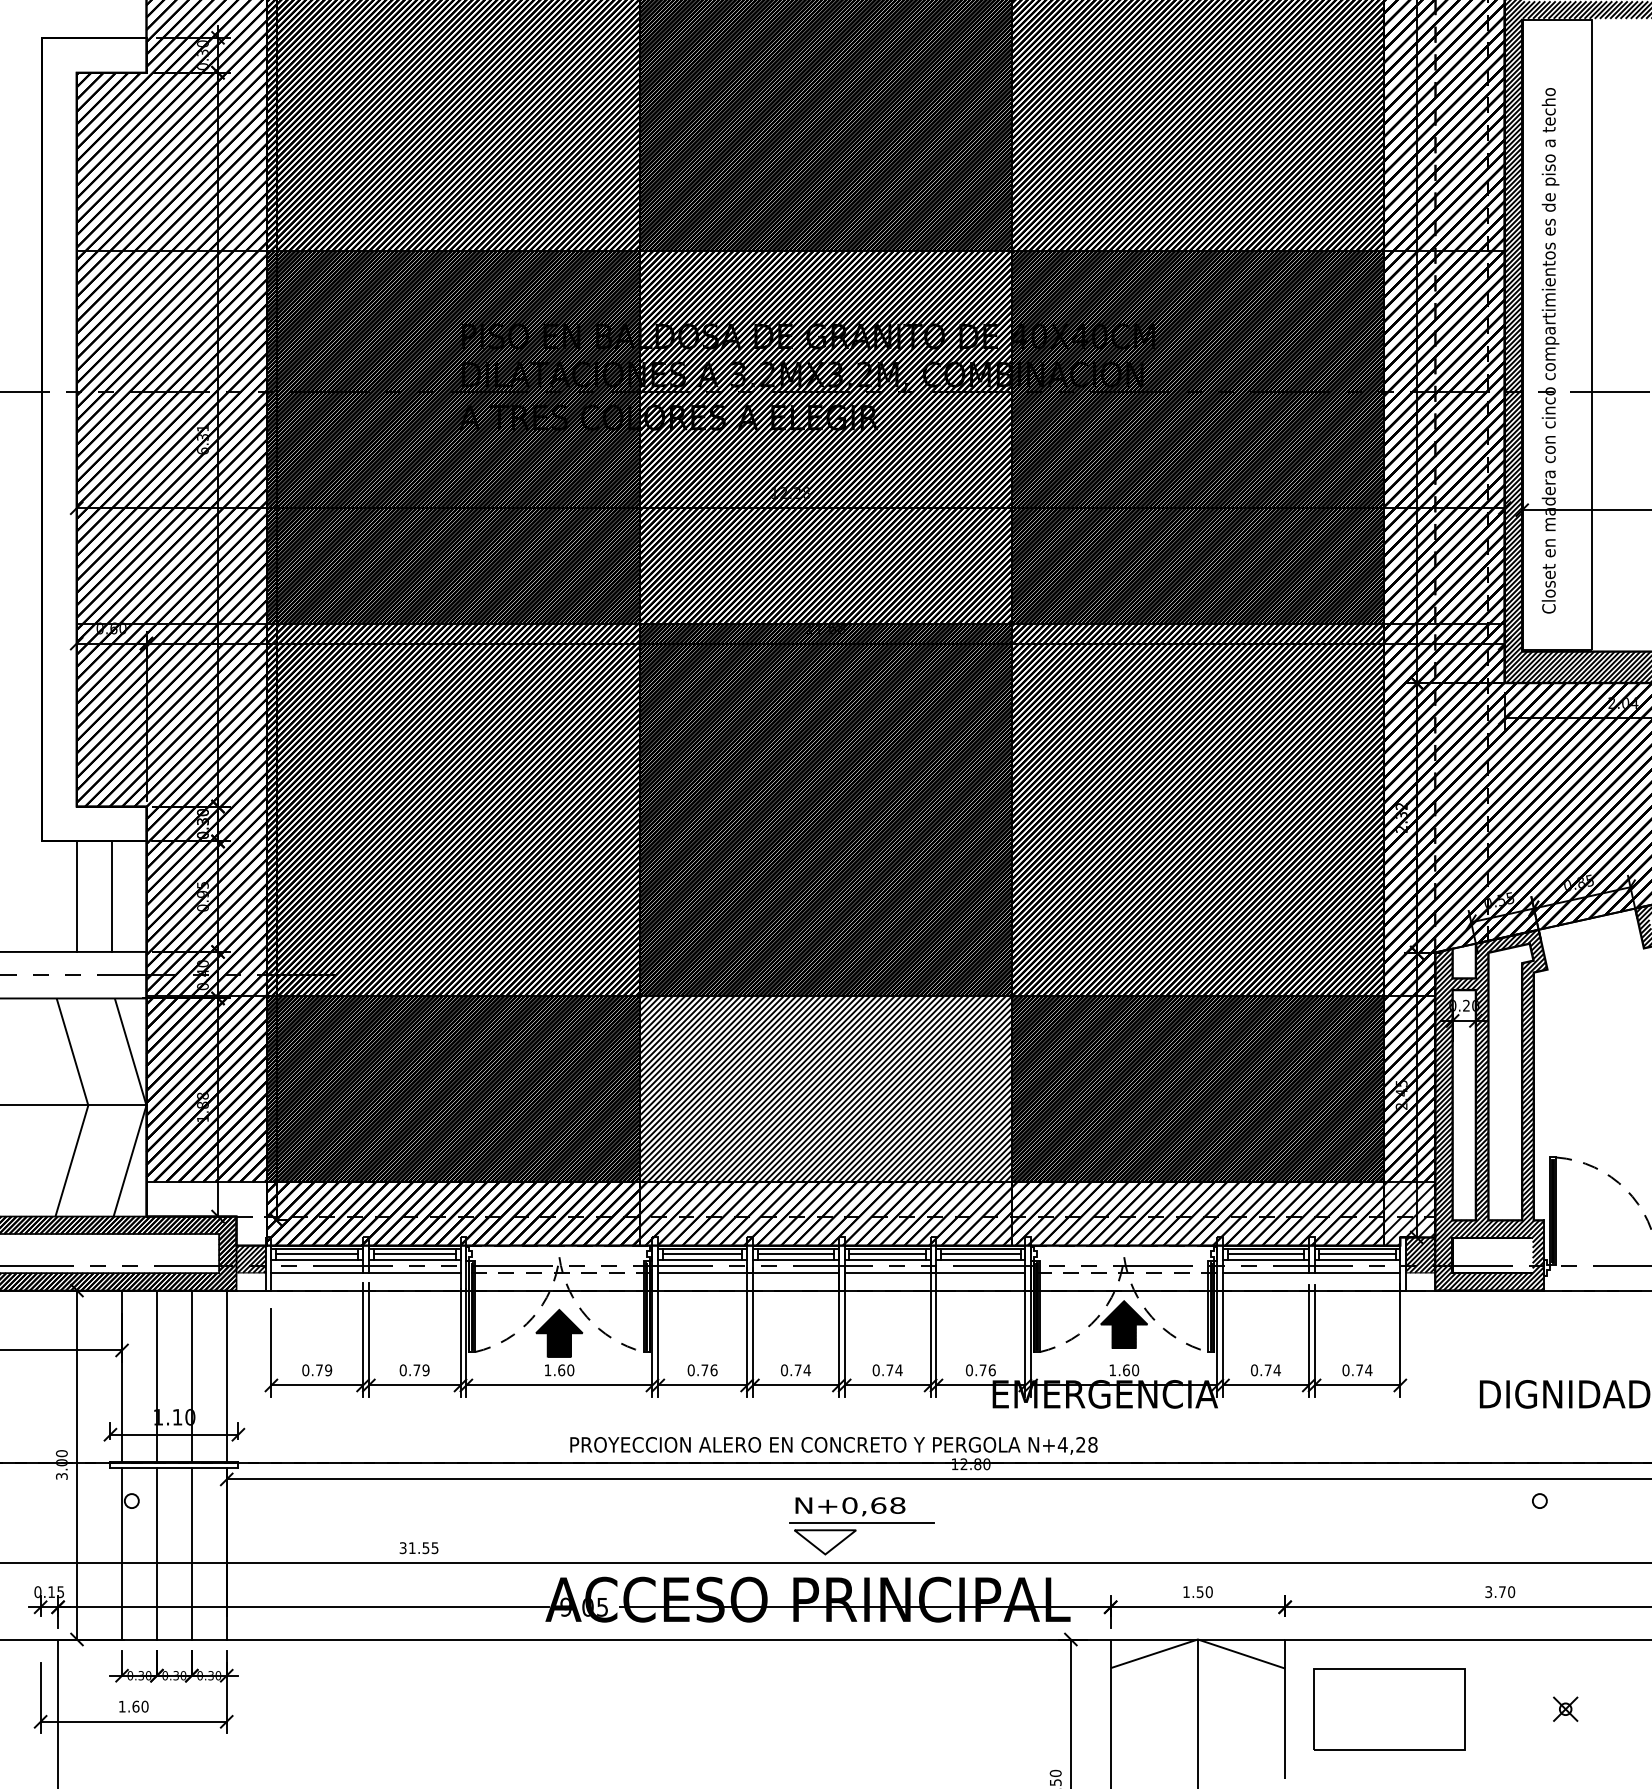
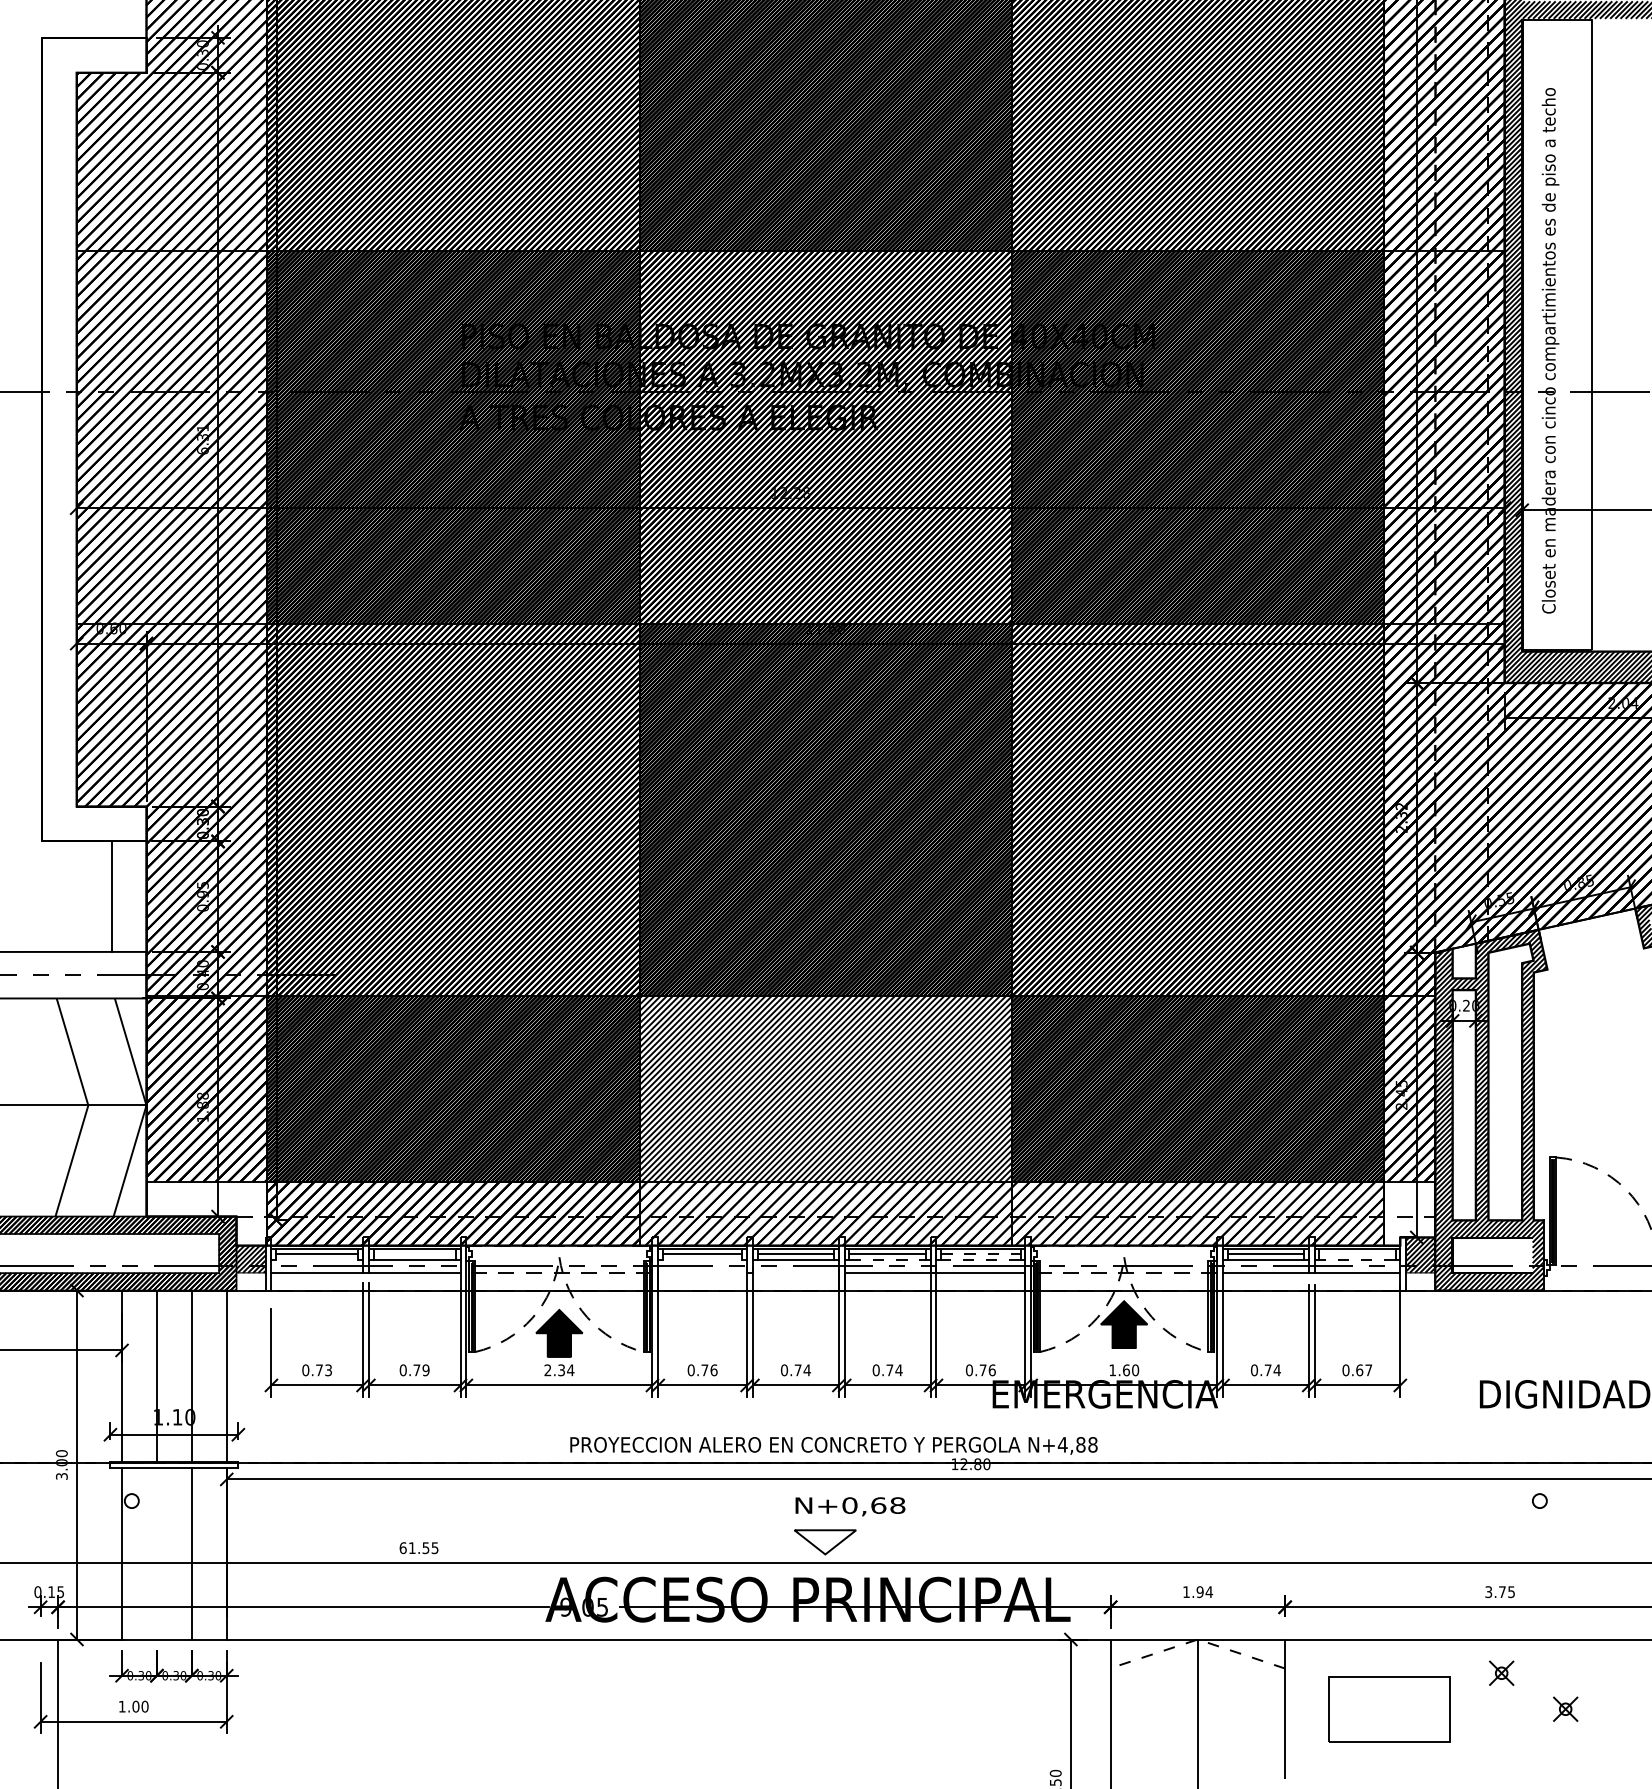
line: present -> none (76, 896)
hatch: present -> none (1409, 1213)
line: present -> none (414, 1254)
line: solid -> dashed (980, 1254)
line: present -> none (1357, 1254)
line: present -> none (317, 1260)
line: present -> none (702, 1260)
line: solid -> dashed (888, 1260)
line: solid -> dashed (980, 1260)
line: solid -> dashed (1356, 1260)
line: present -> none (748, 1272)
text: 0.79 -> 0.73 (328, 1370)
text: 1.60 -> 2.34 (559, 1370)
text: 0.74 -> 0.67 (1364, 1370)
text: N+4,28 -> N+4,88 (1080, 1444)
line: present -> none (862, 1523)
text: 31.55 -> 61.55 (402, 1548)
line: present -> none (156, 1553)
text: 1.50 -> 1.94 (1204, 1592)
text: 3.70 -> 3.75 (1511, 1592)
line: solid -> dashed (1197, 1639)
part: none -> present (1501, 1672)
text: 1.60 -> 1.00 (135, 1706)
part size: 153x83 px -> 123x67 px (1389, 1709)
